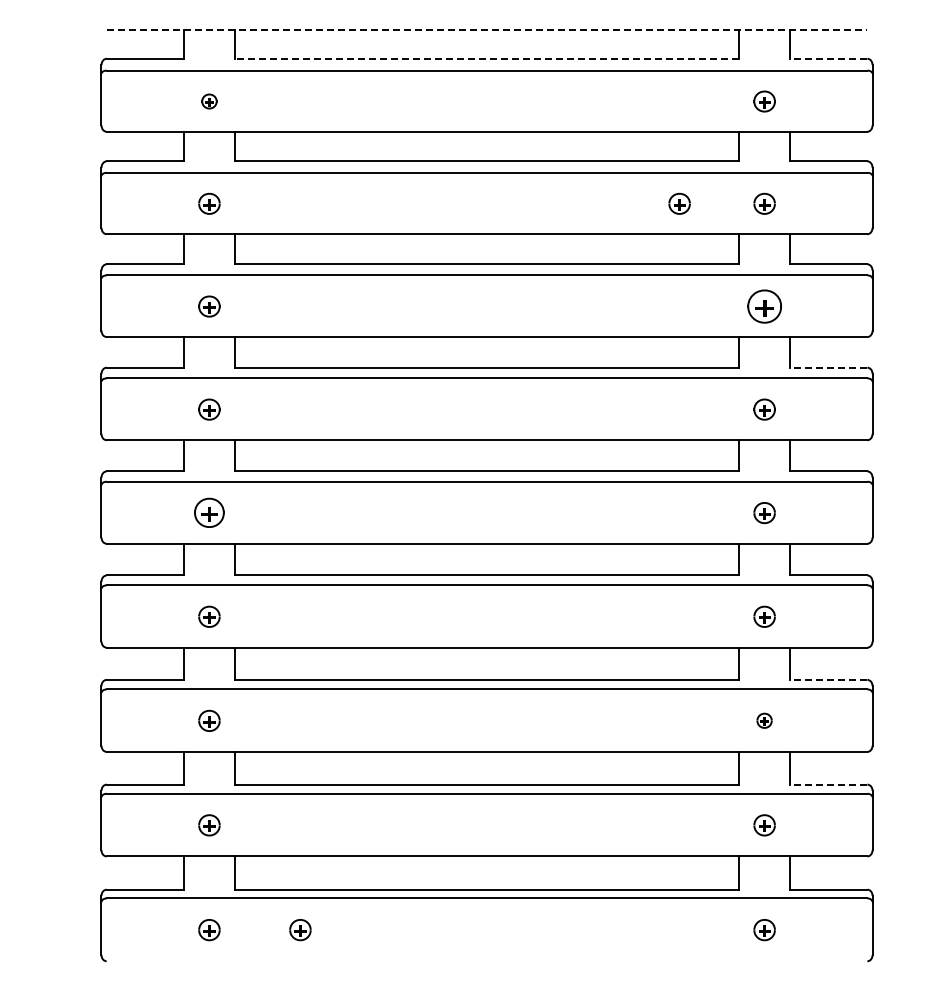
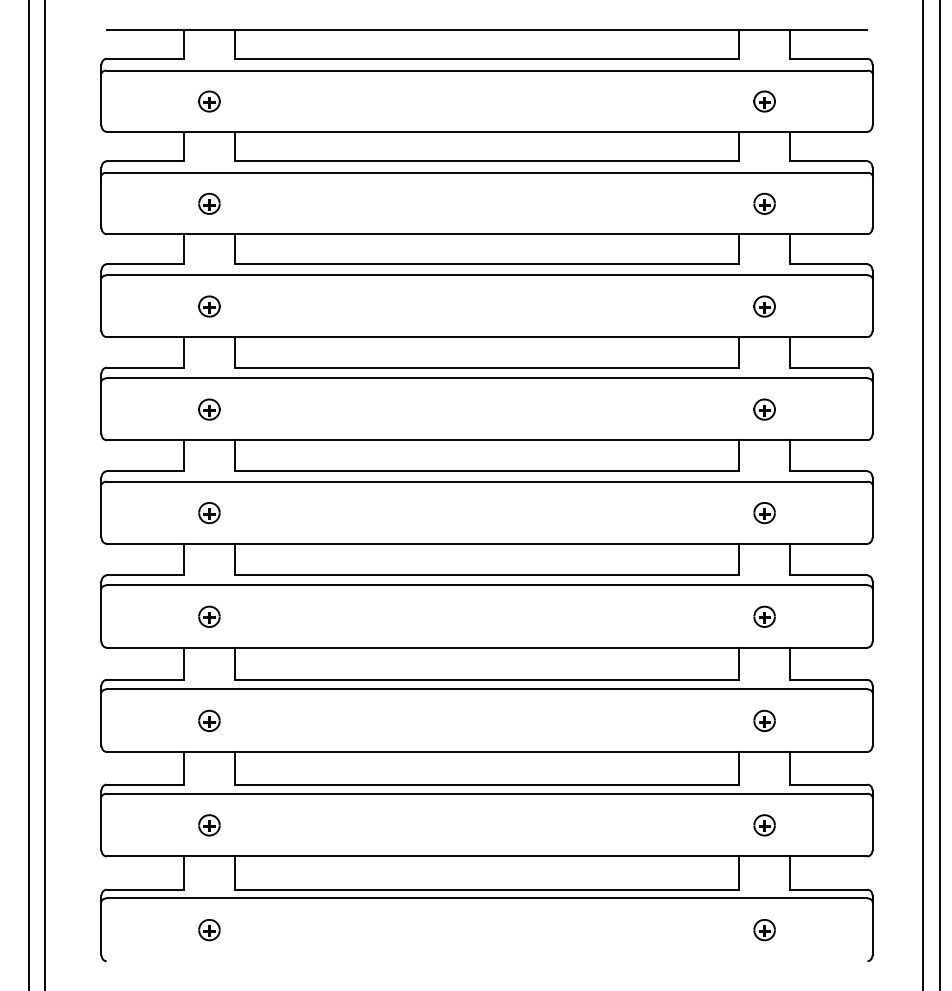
line: dashed -> solid (487, 29)
line: dashed -> solid (487, 58)
line: dashed -> solid (828, 58)
part size: 17x17 px -> 23x23 px (209, 101)
part: present -> none (679, 203)
part size: 35x35 px -> 23x23 px (764, 306)
line: dashed -> solid (828, 367)
line: none -> present (28, 494)
line: none -> present (45, 494)
line: none -> present (923, 494)
line: none -> present (939, 494)
part size: 31x31 px -> 23x23 px (209, 513)
line: dashed -> solid (828, 679)
part size: 17x17 px -> 23x23 px (764, 720)
line: dashed -> solid (828, 784)
part: present -> none (300, 930)
